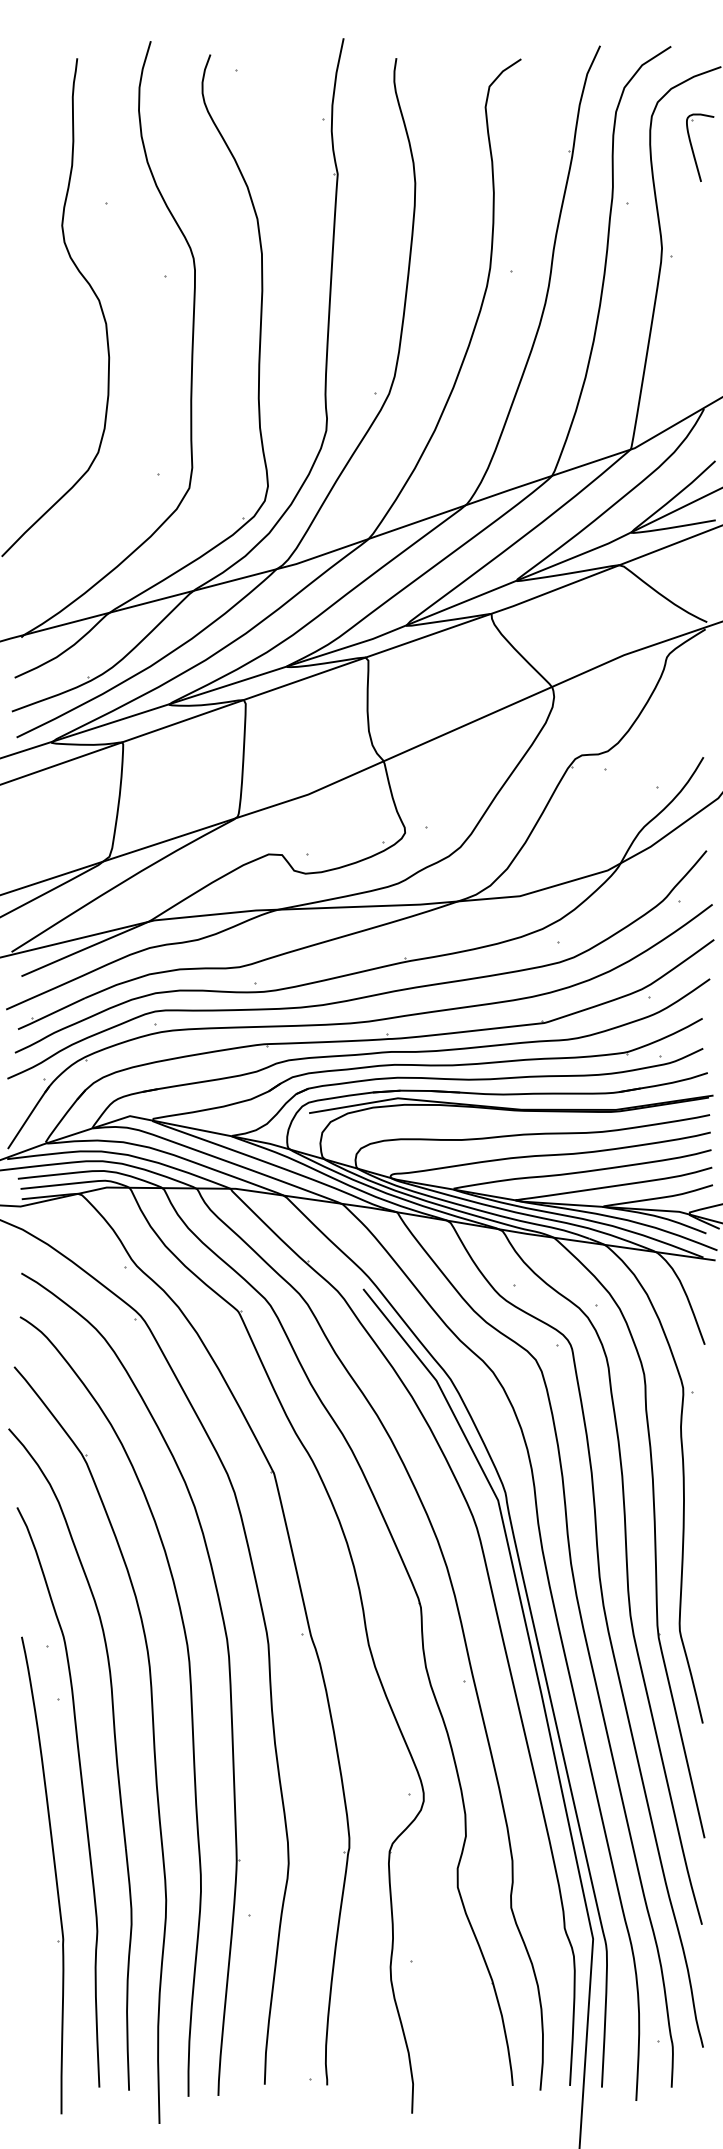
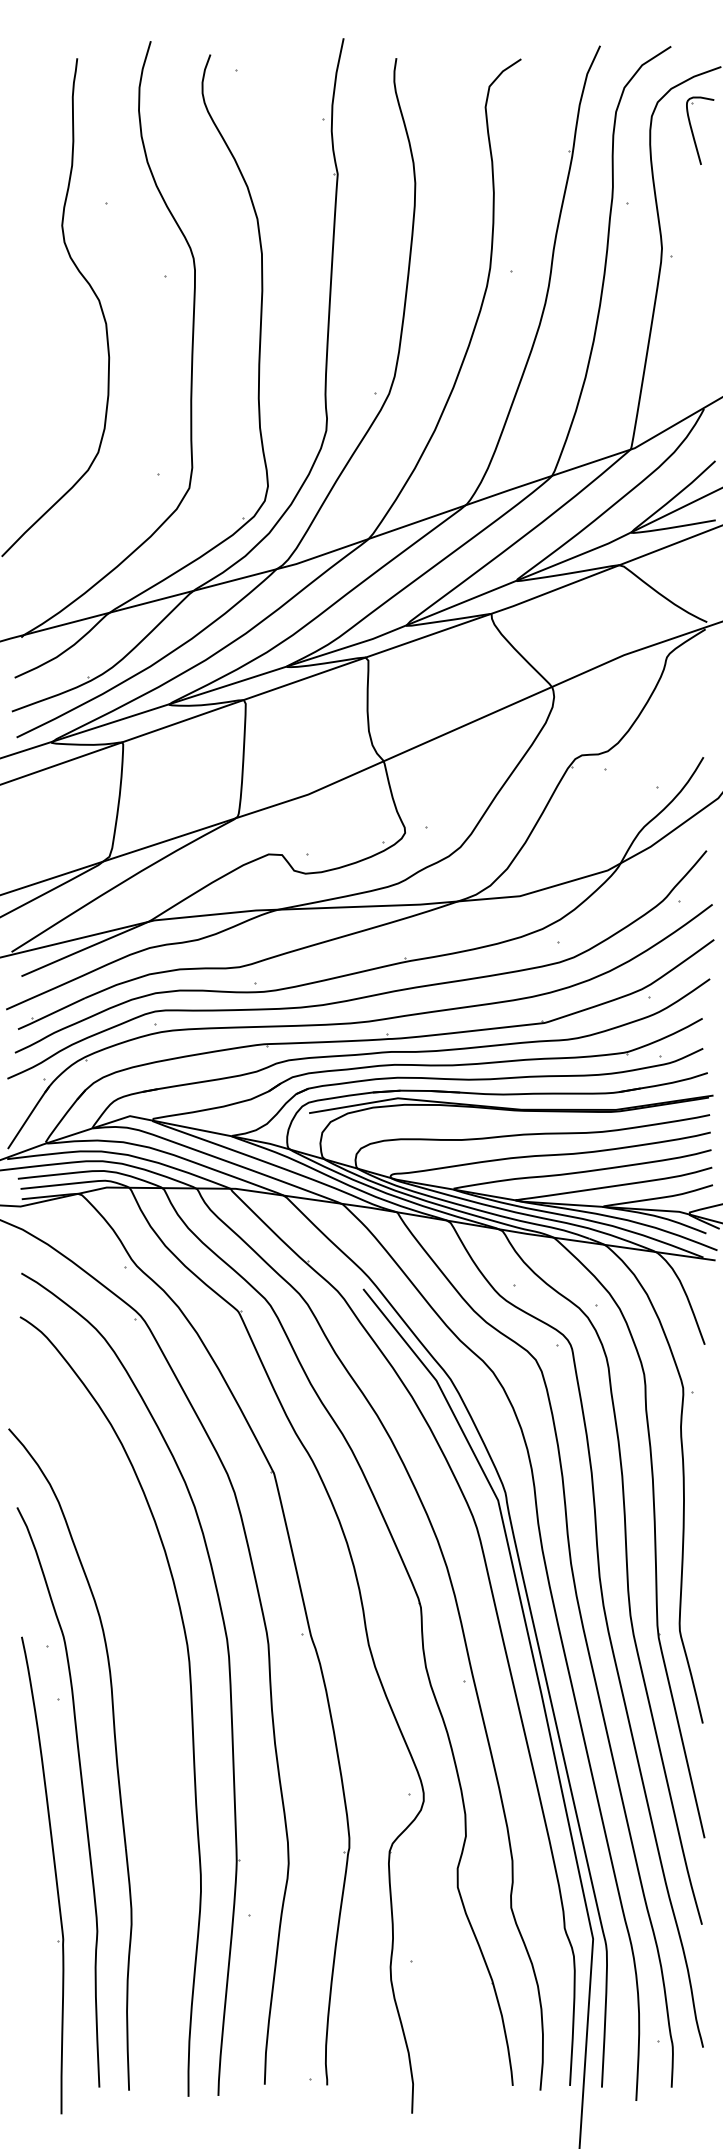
part position: (693, 149) -> (693, 132) (693, 132)
part: present -> none (152, 1735)
